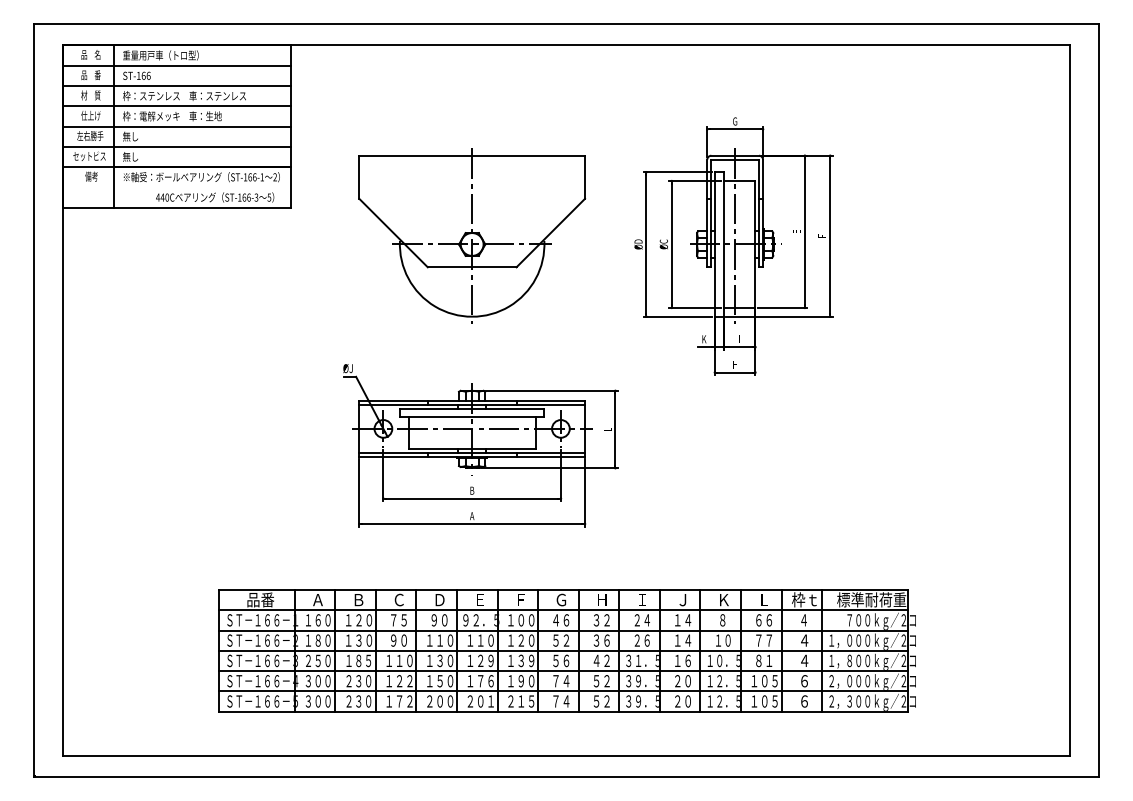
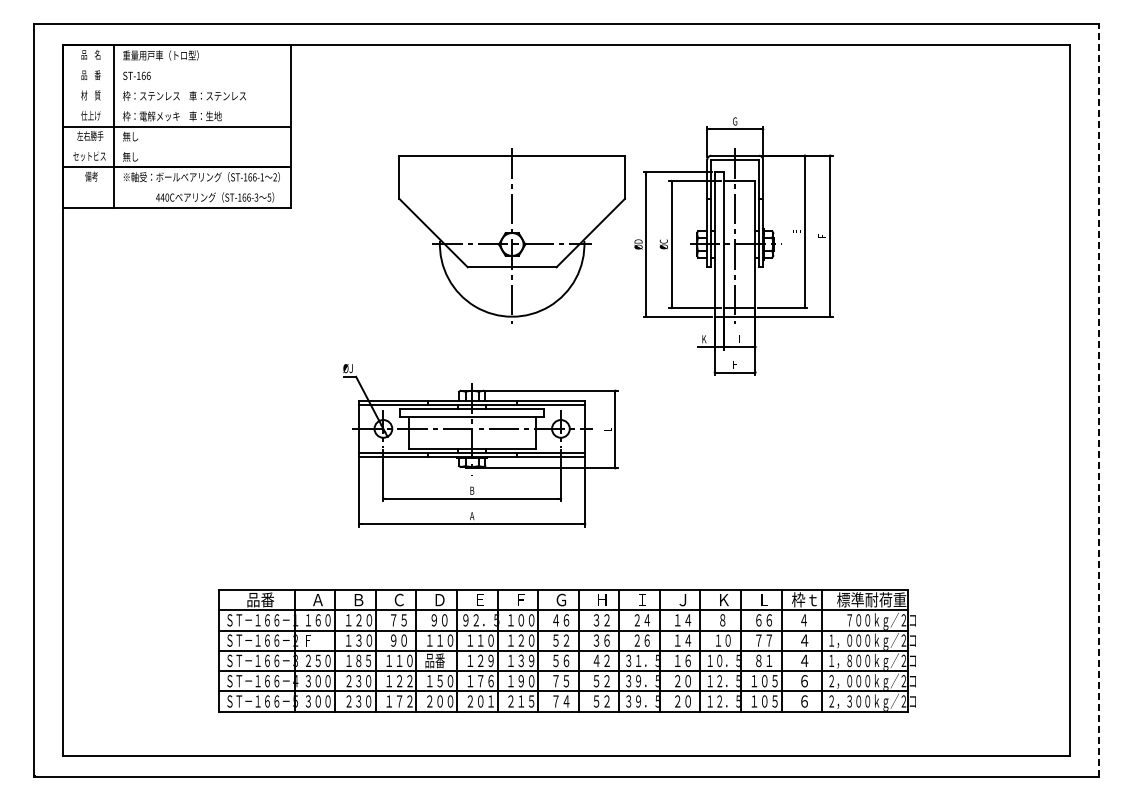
line: present -> none (177, 65)
line: present -> none (177, 86)
line: present -> none (177, 106)
line: present -> none (177, 146)
part position: (472, 235) -> (512, 235) (512, 235)
line: solid -> dashed (1099, 400)
text: １８０ -> Ｆ (318, 640)
text: １３０ -> 品番 (439, 660)
text: ７４ -> ７５ (566, 681)
